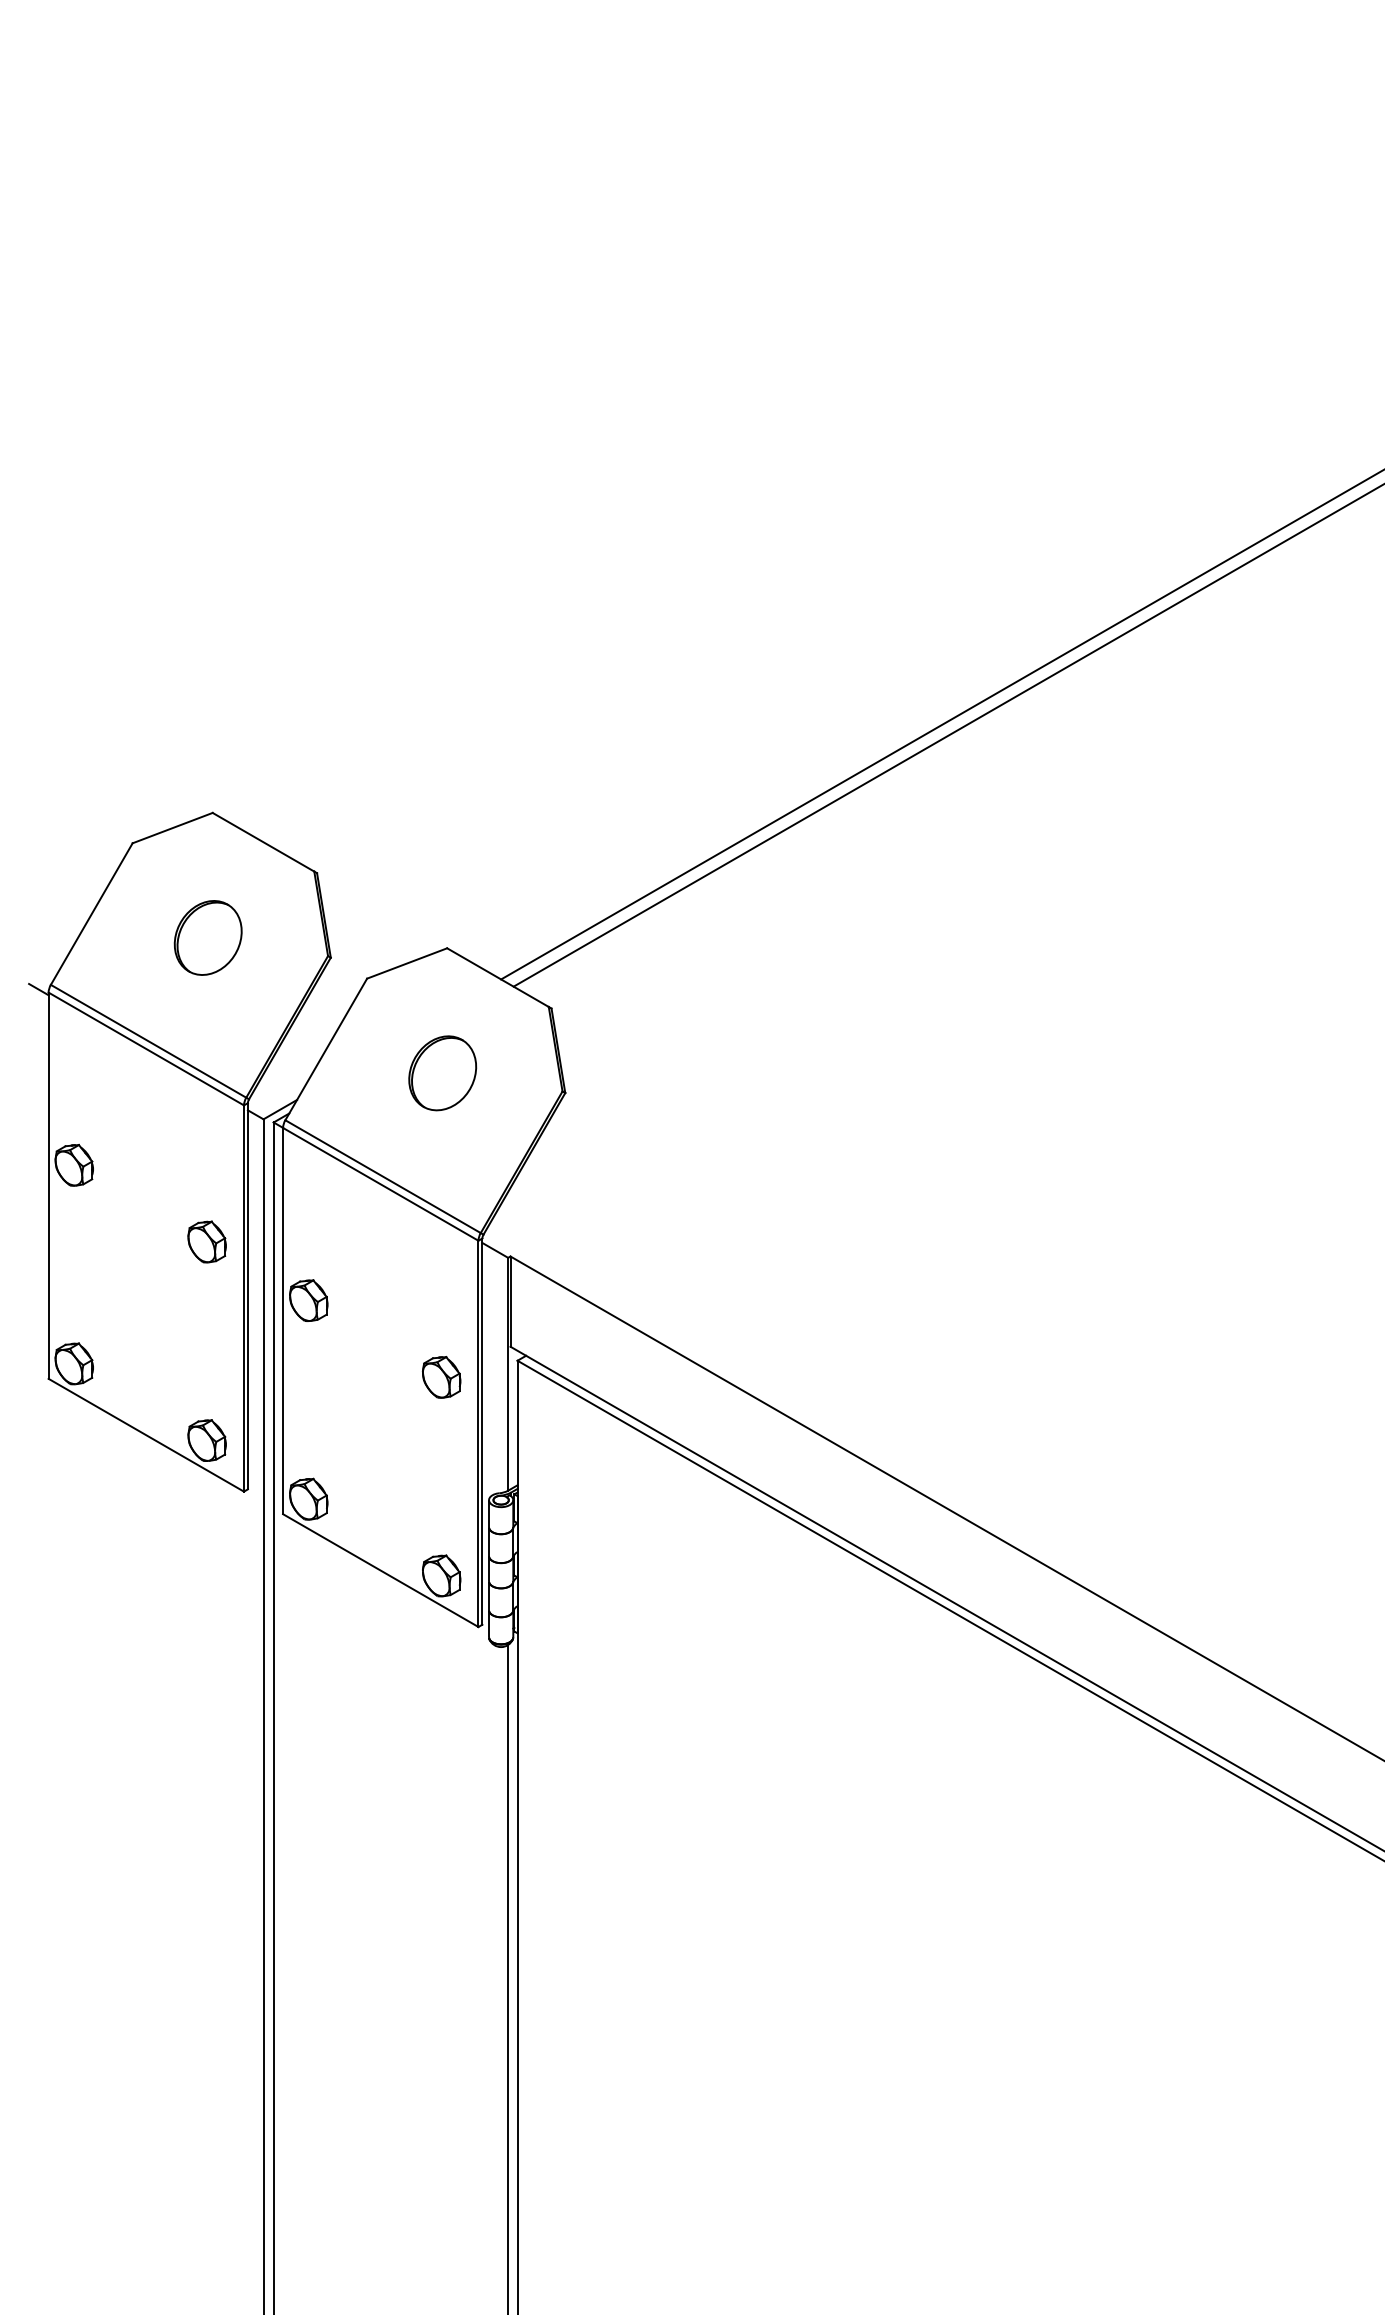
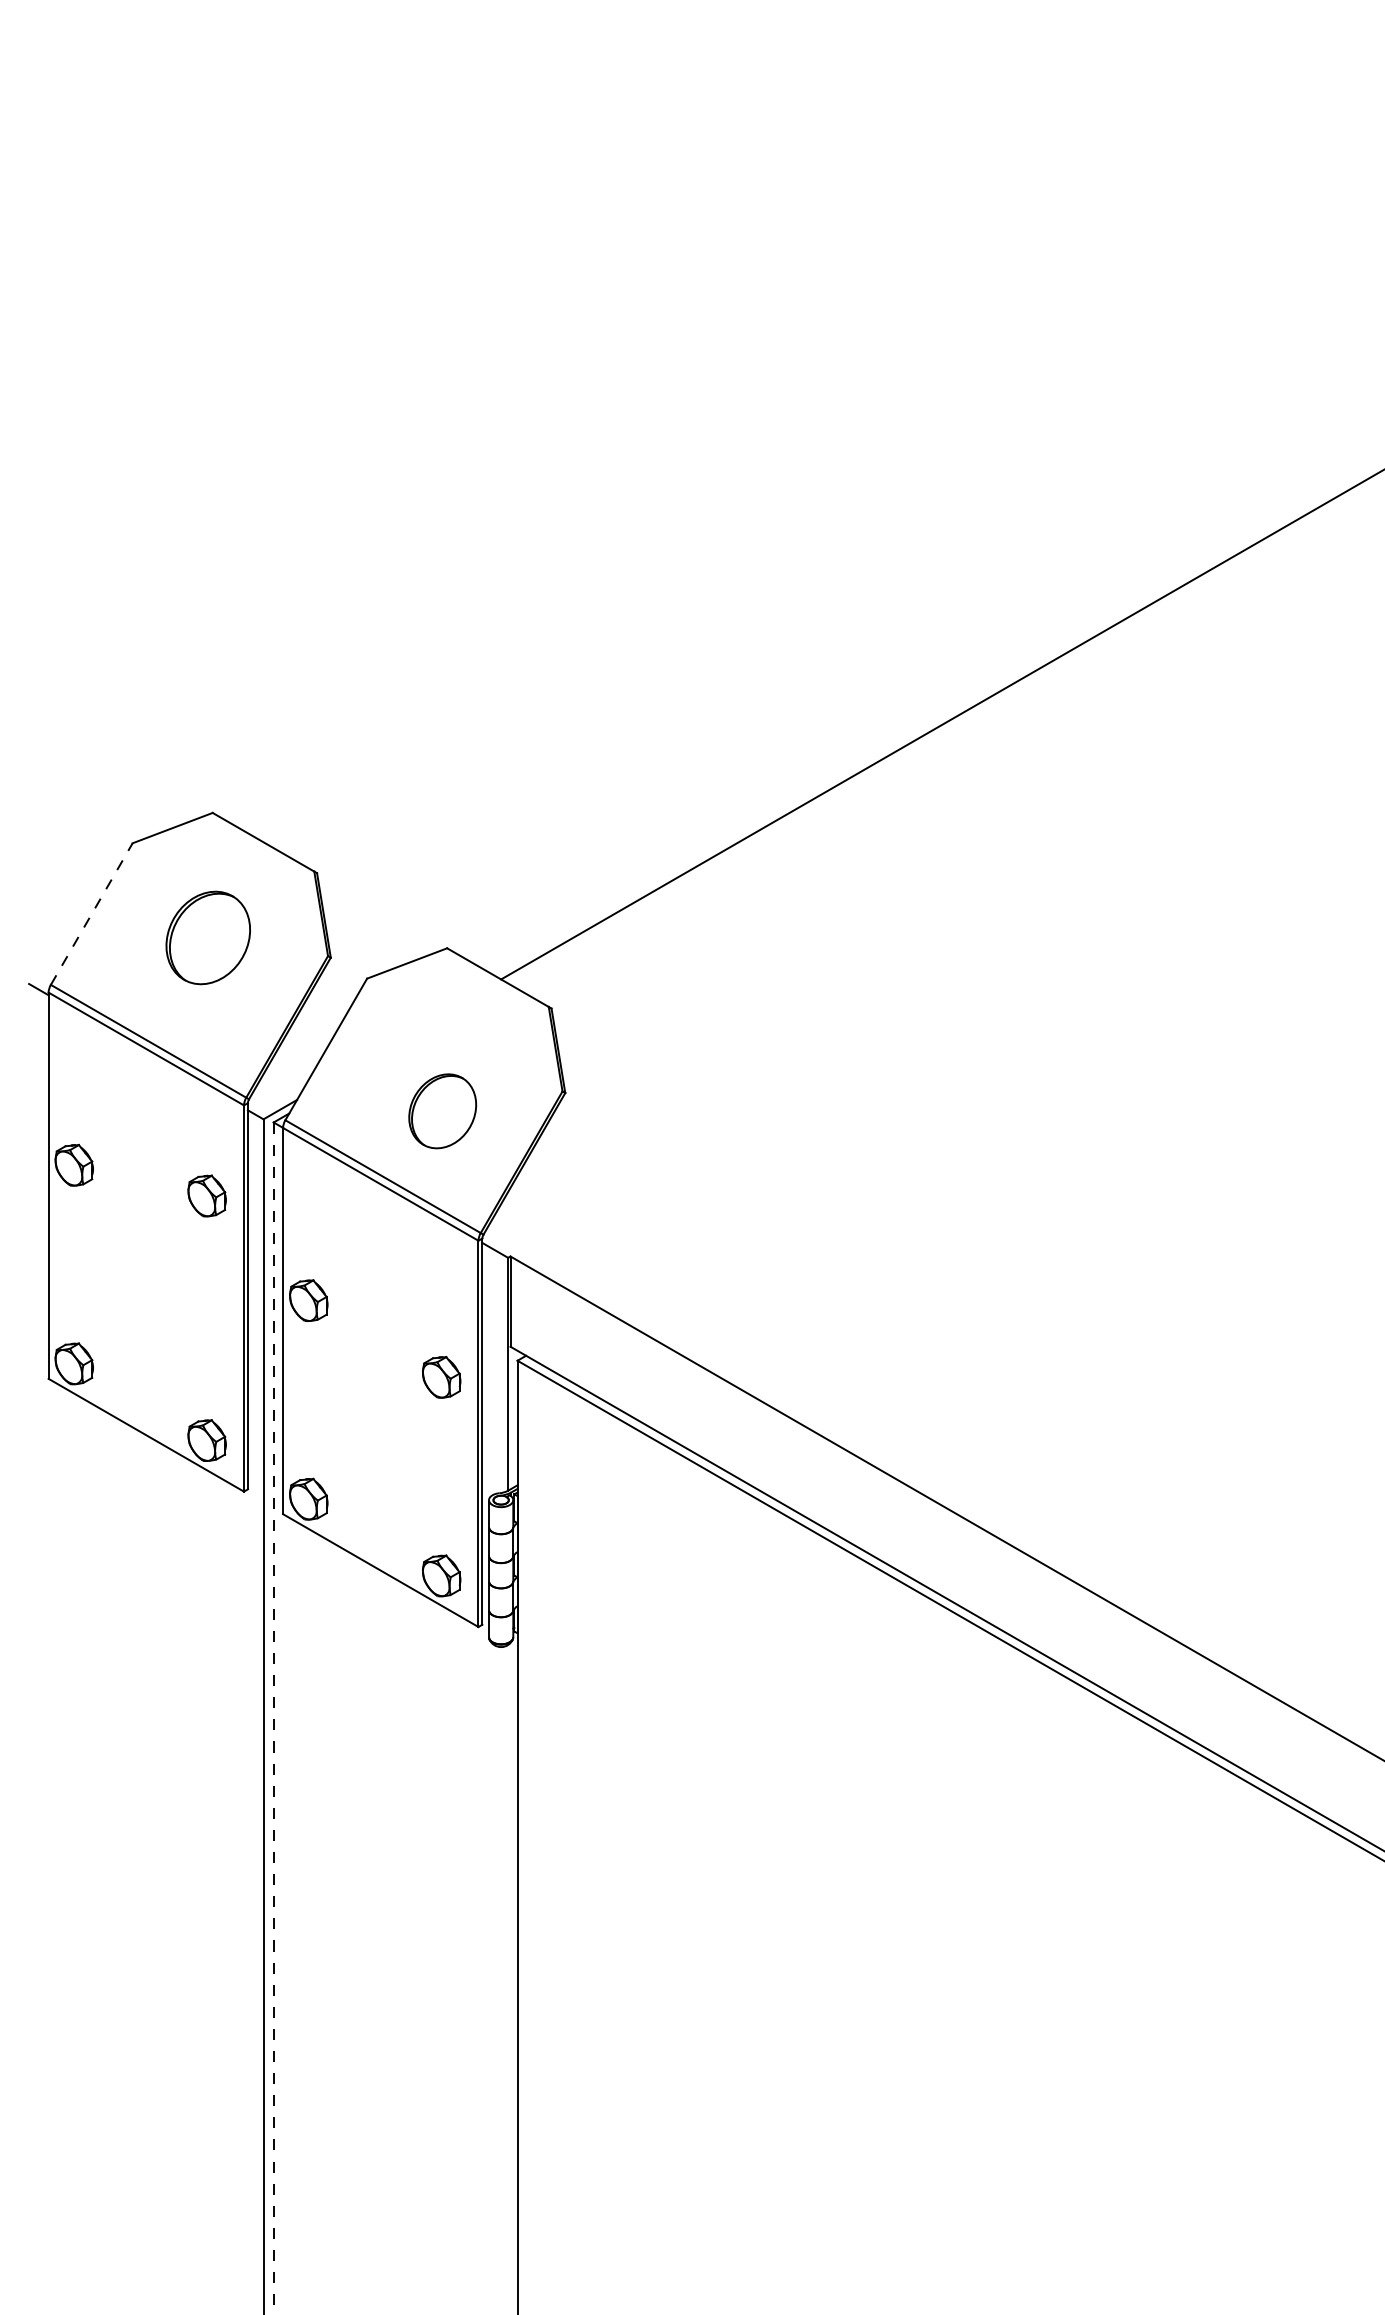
line: present -> none (947, 735)
line: solid -> dashed (91, 914)
part size: 70x76 px -> 86x96 px (207, 937)
part position: (442, 1073) -> (442, 1111) (442, 1111)
part position: (206, 1241) -> (206, 1195) (206, 1195)
line: solid -> dashed (273, 1718)
line: present -> none (508, 1978)
